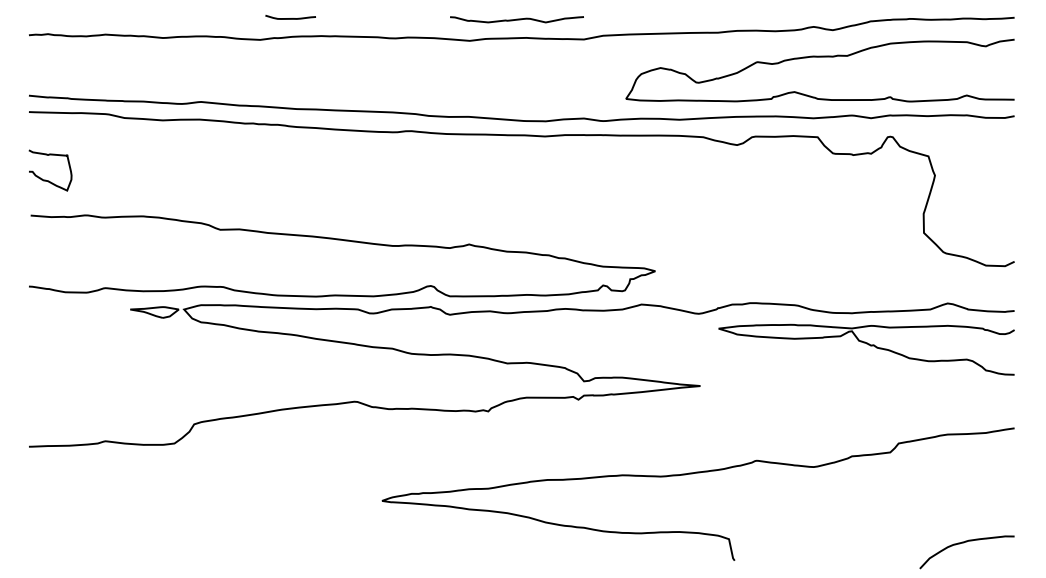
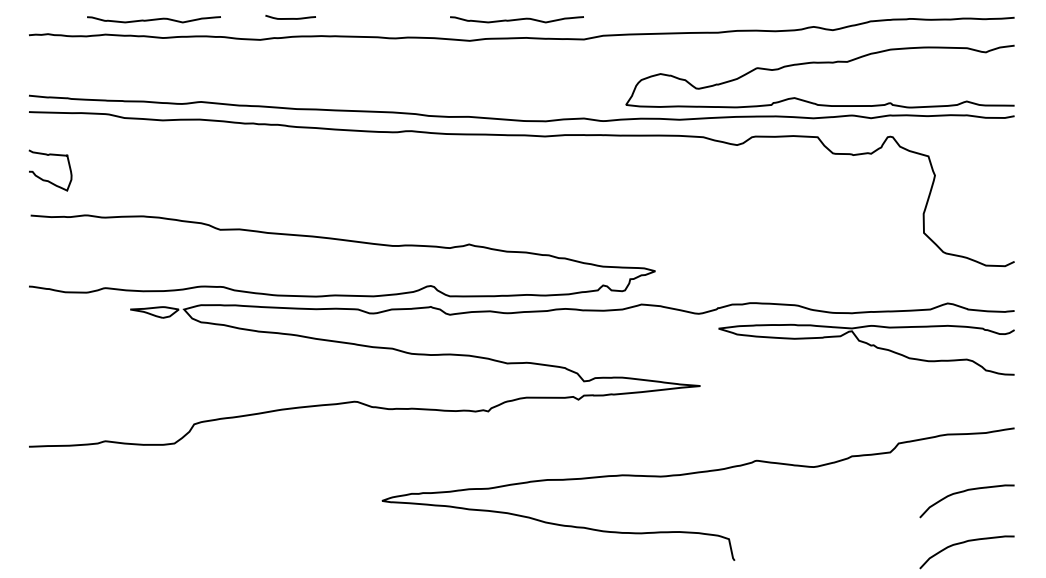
curve: none -> present (153, 19)
curve position: (819, 57) -> (819, 63) (819, 63)
curve: none -> present (963, 492)
